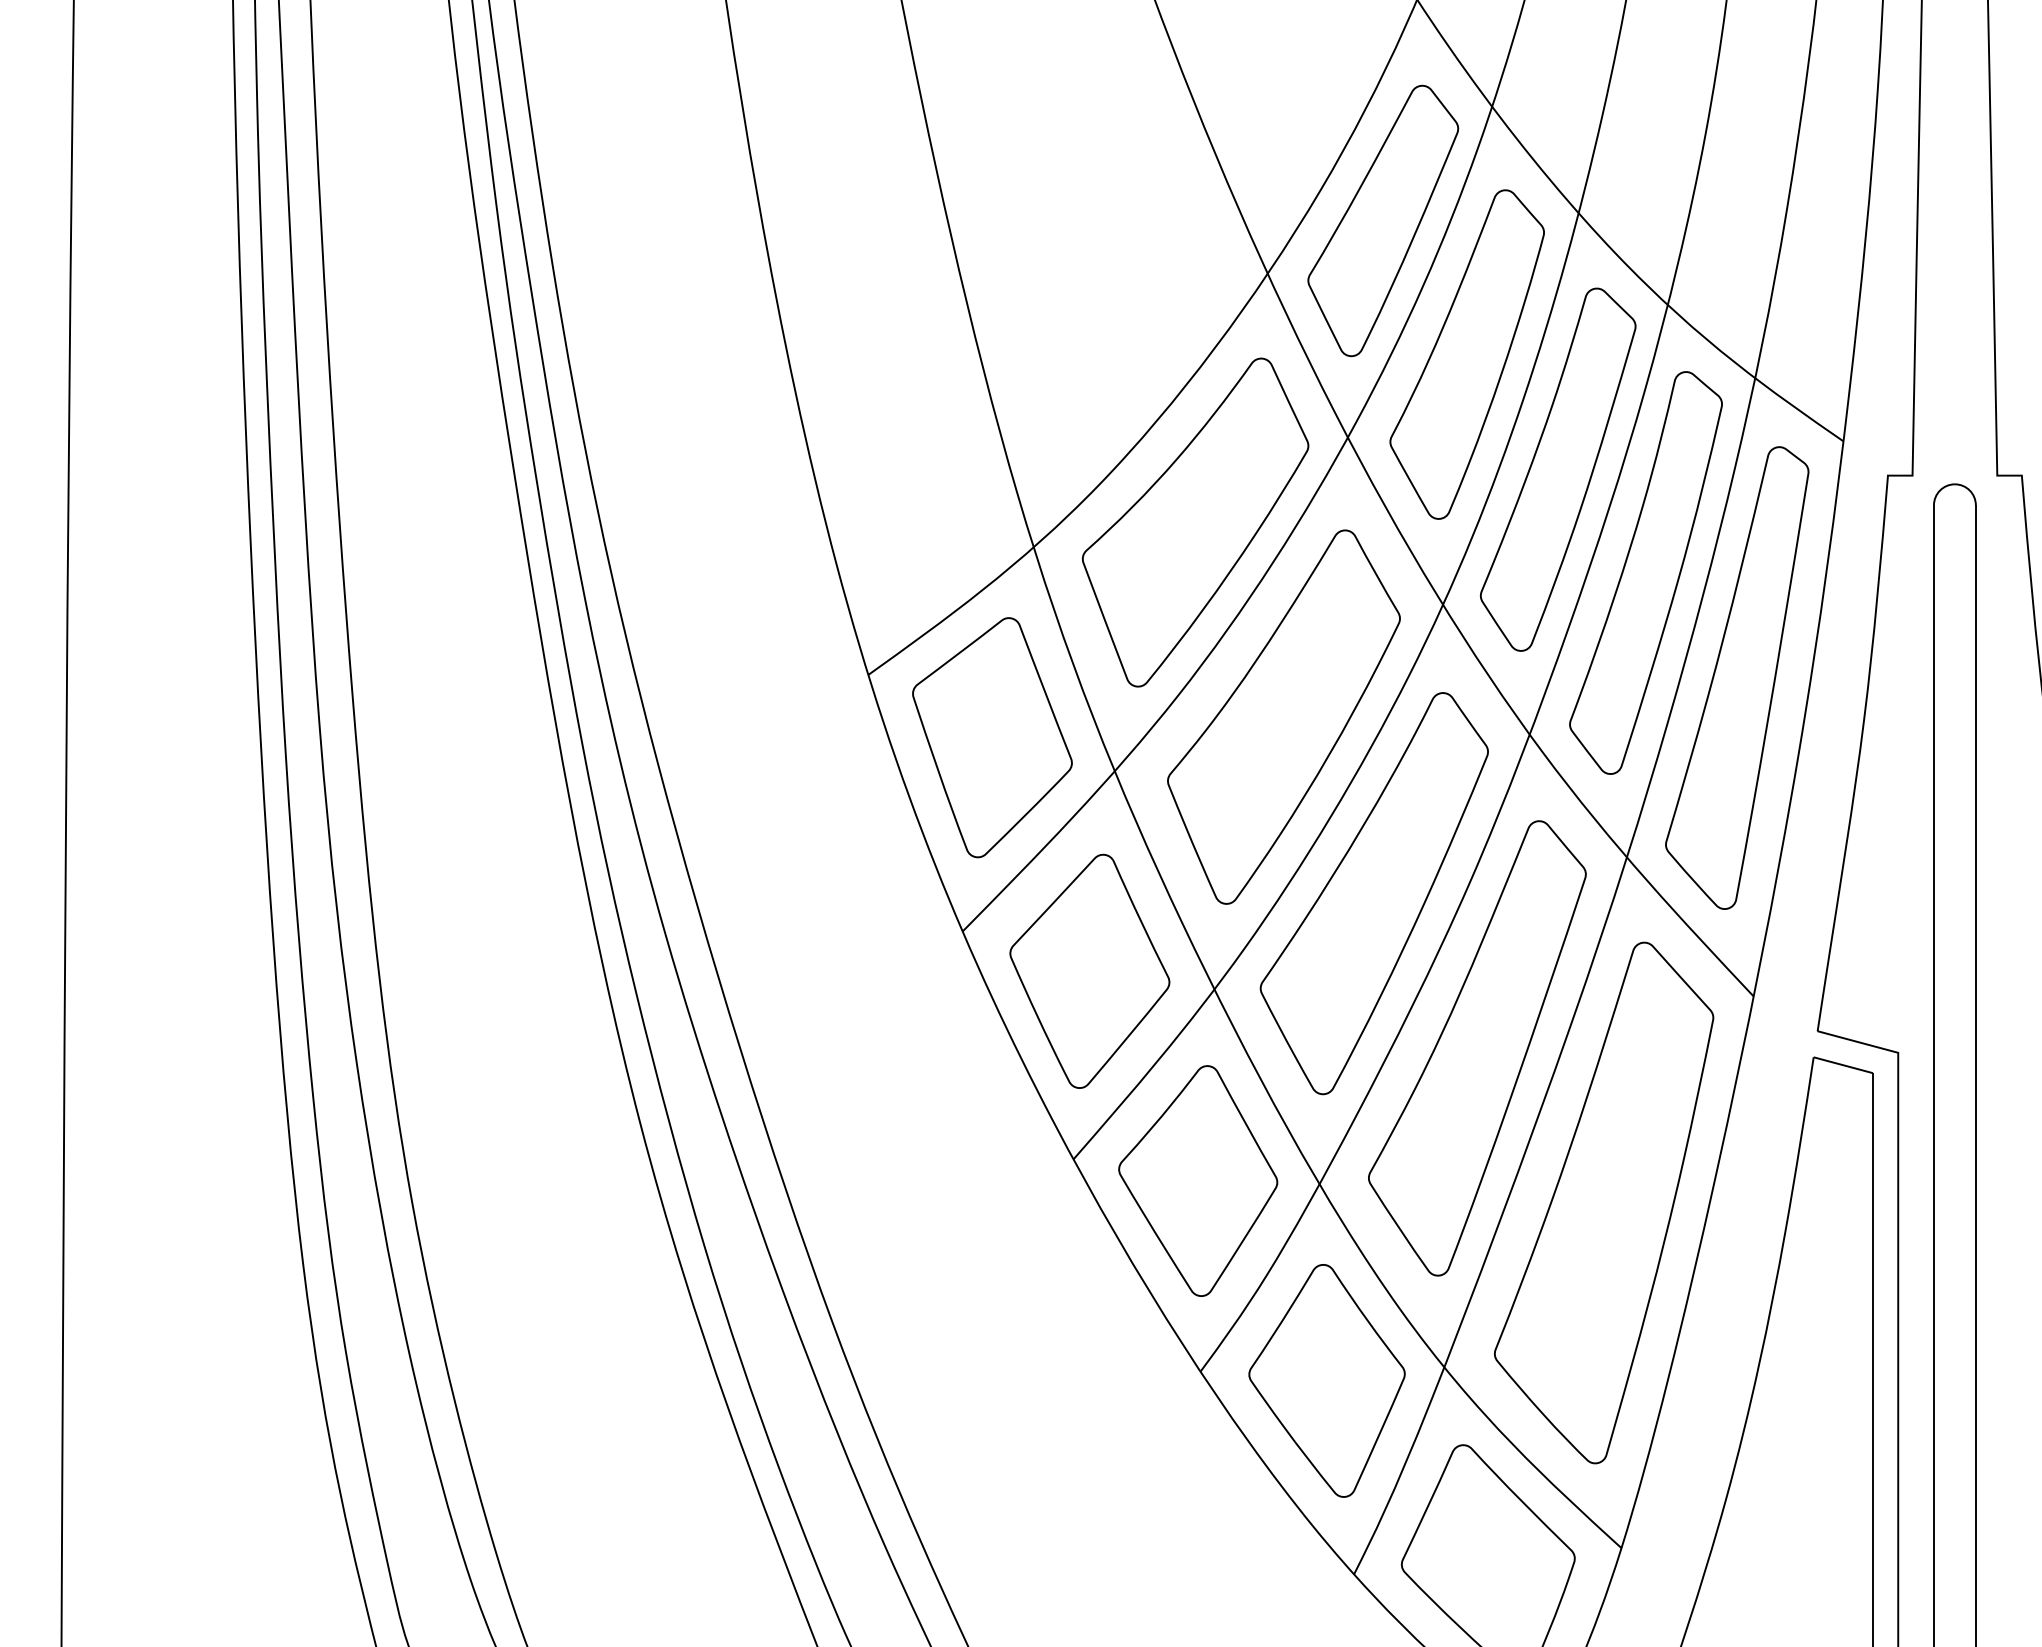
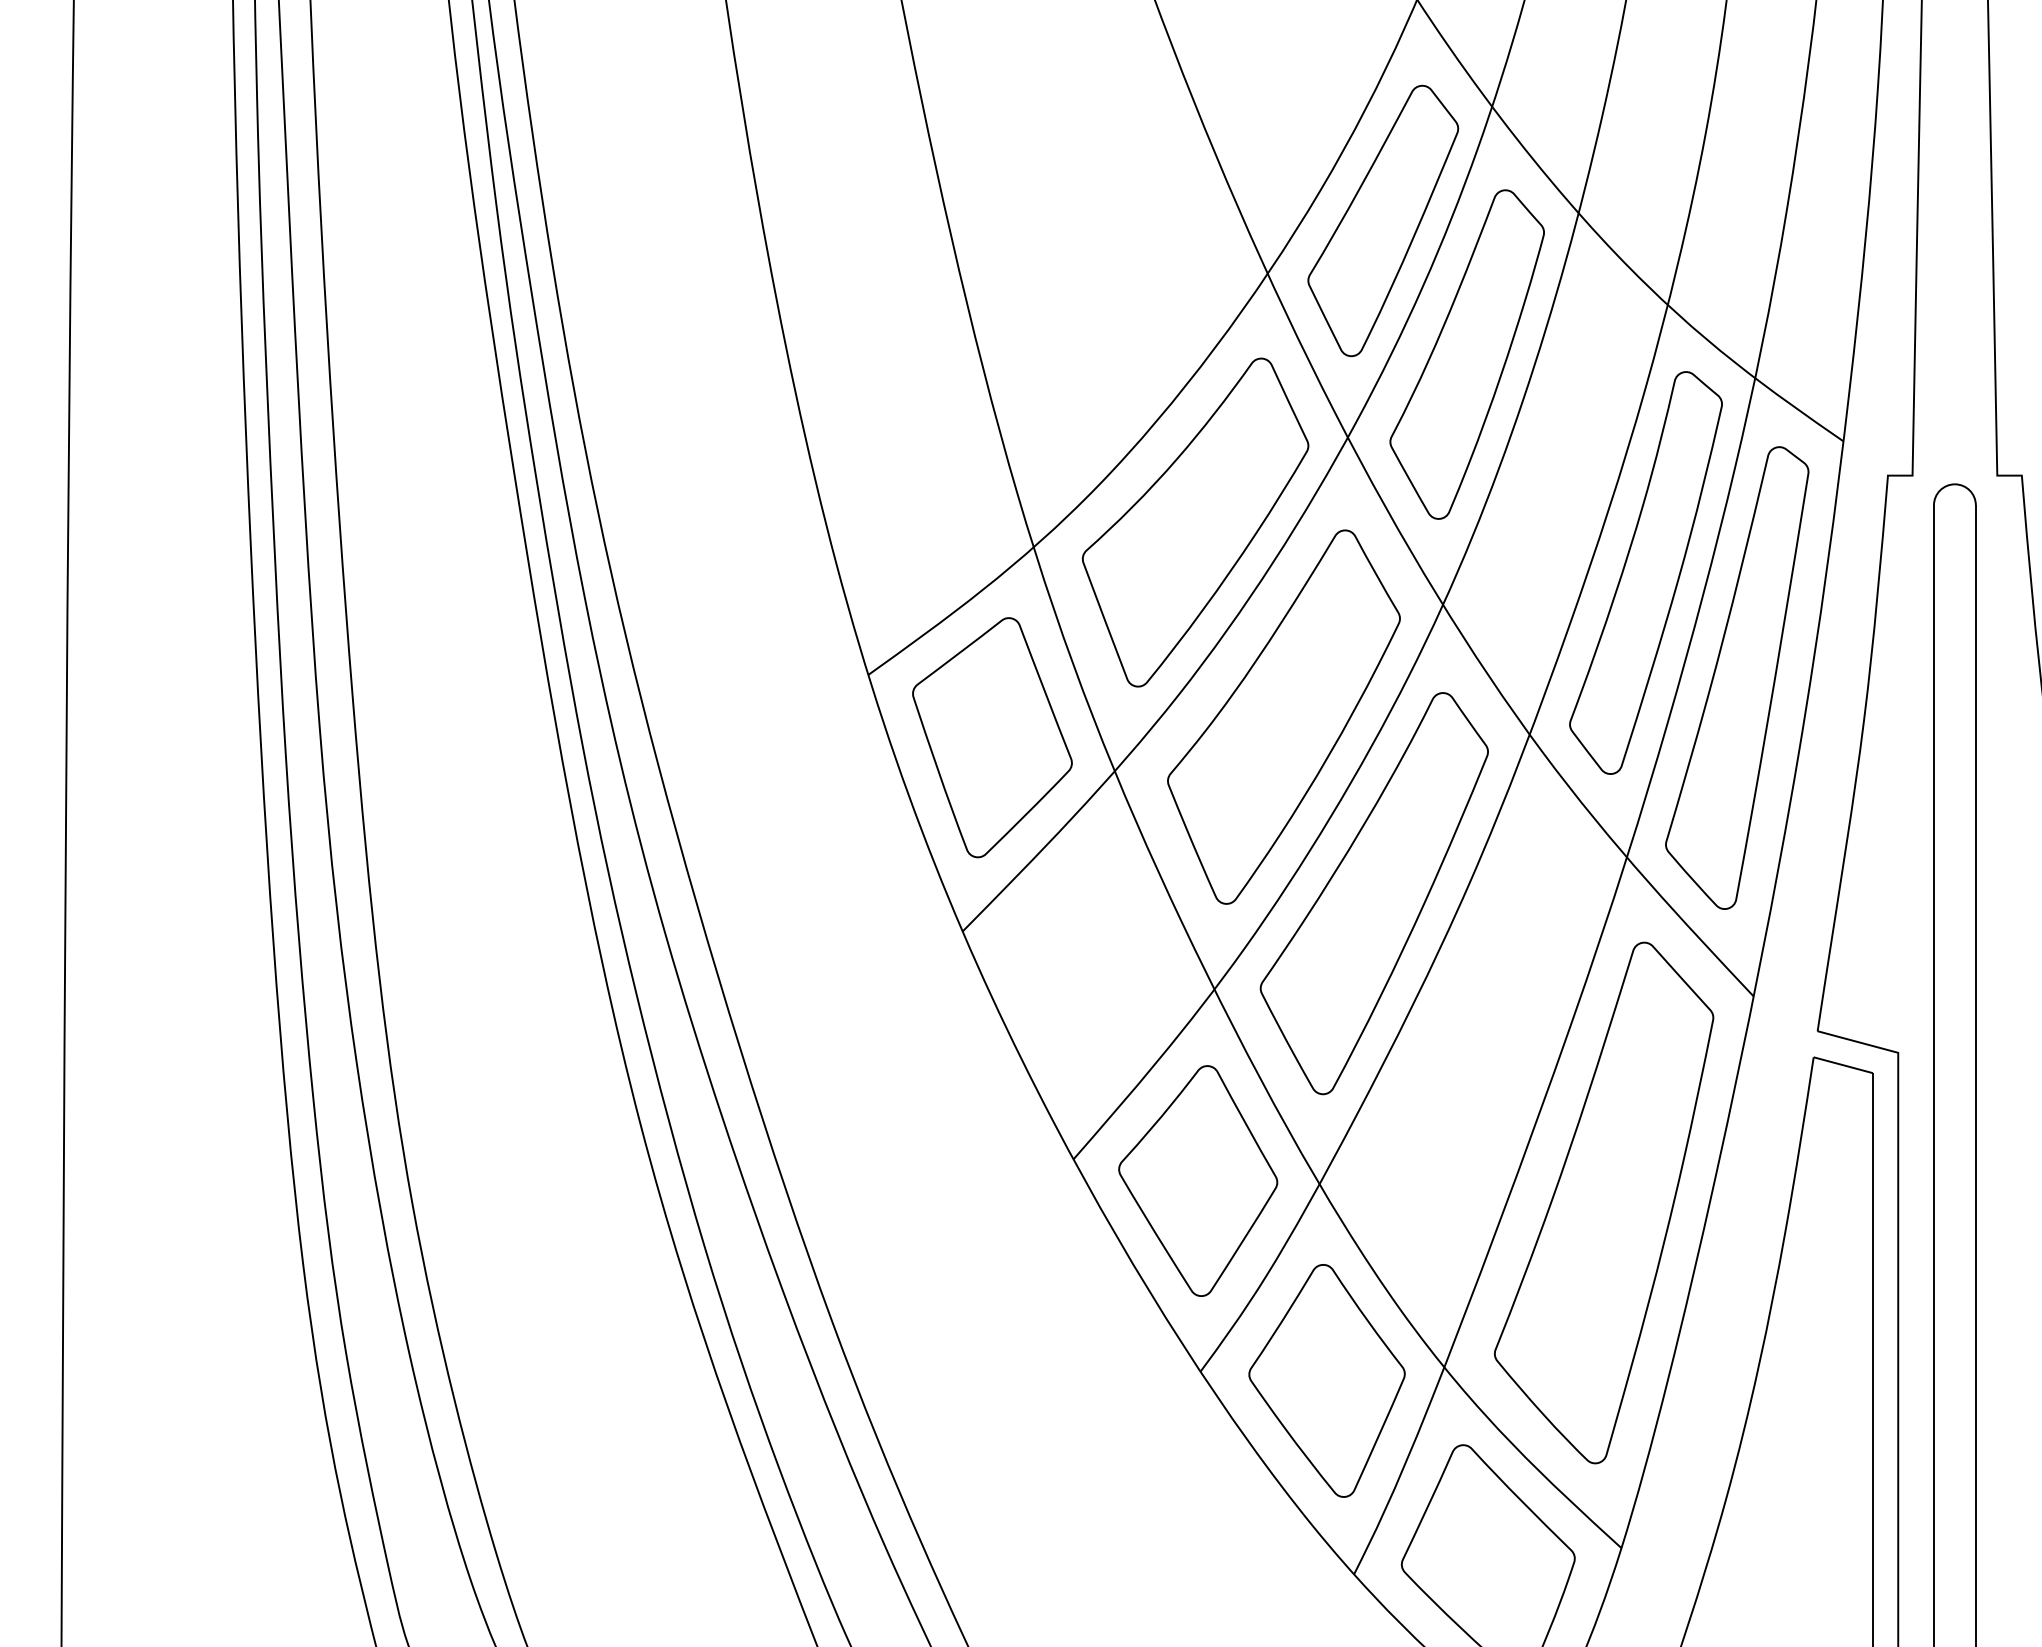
part: present -> none (1557, 469)
part: present -> none (1089, 970)
part: present -> none (1477, 1048)
